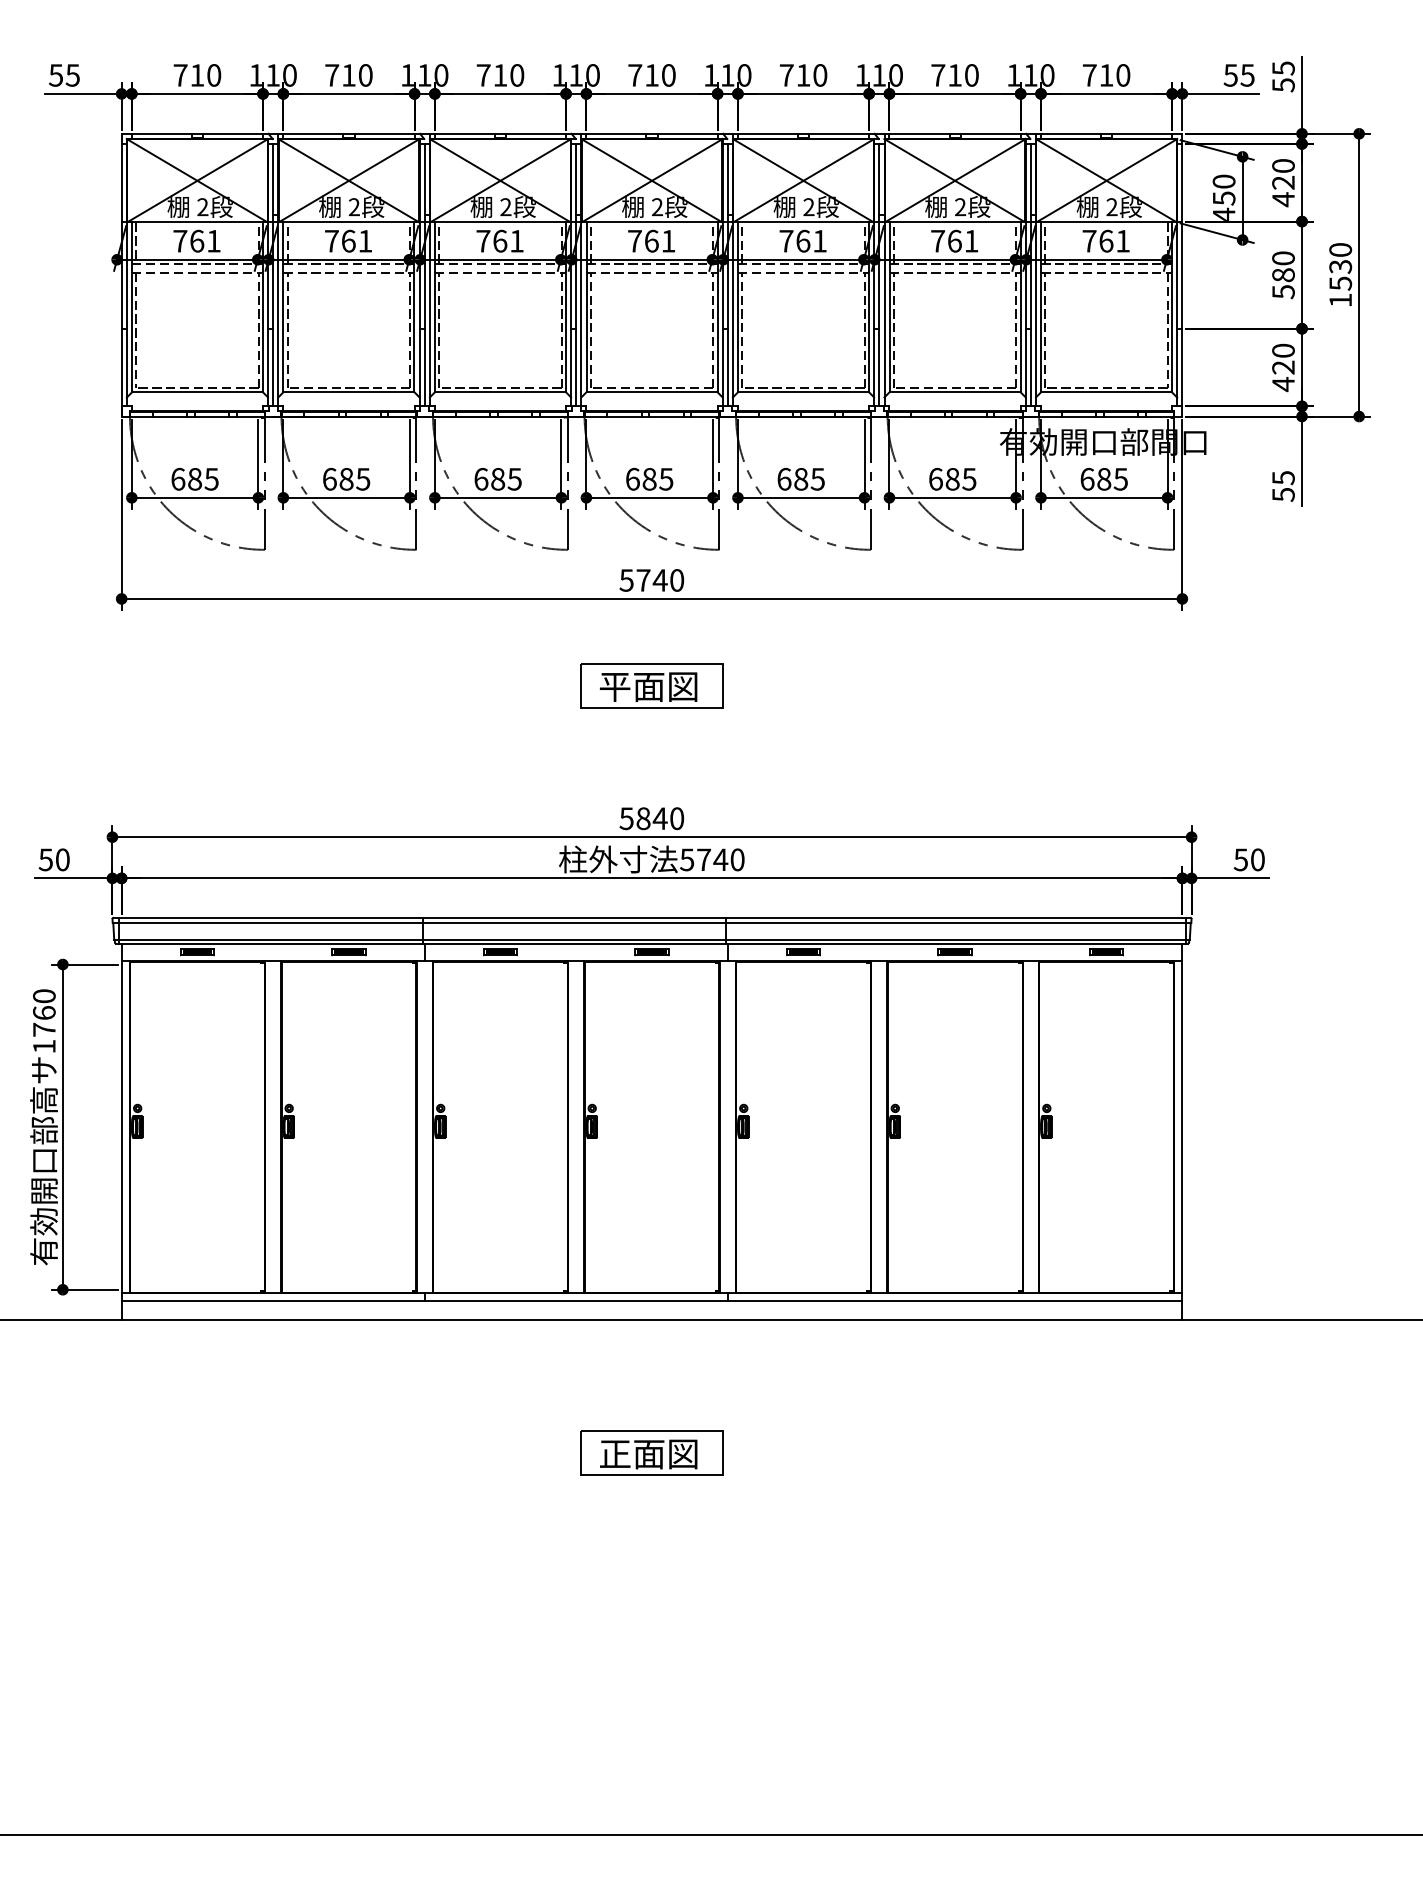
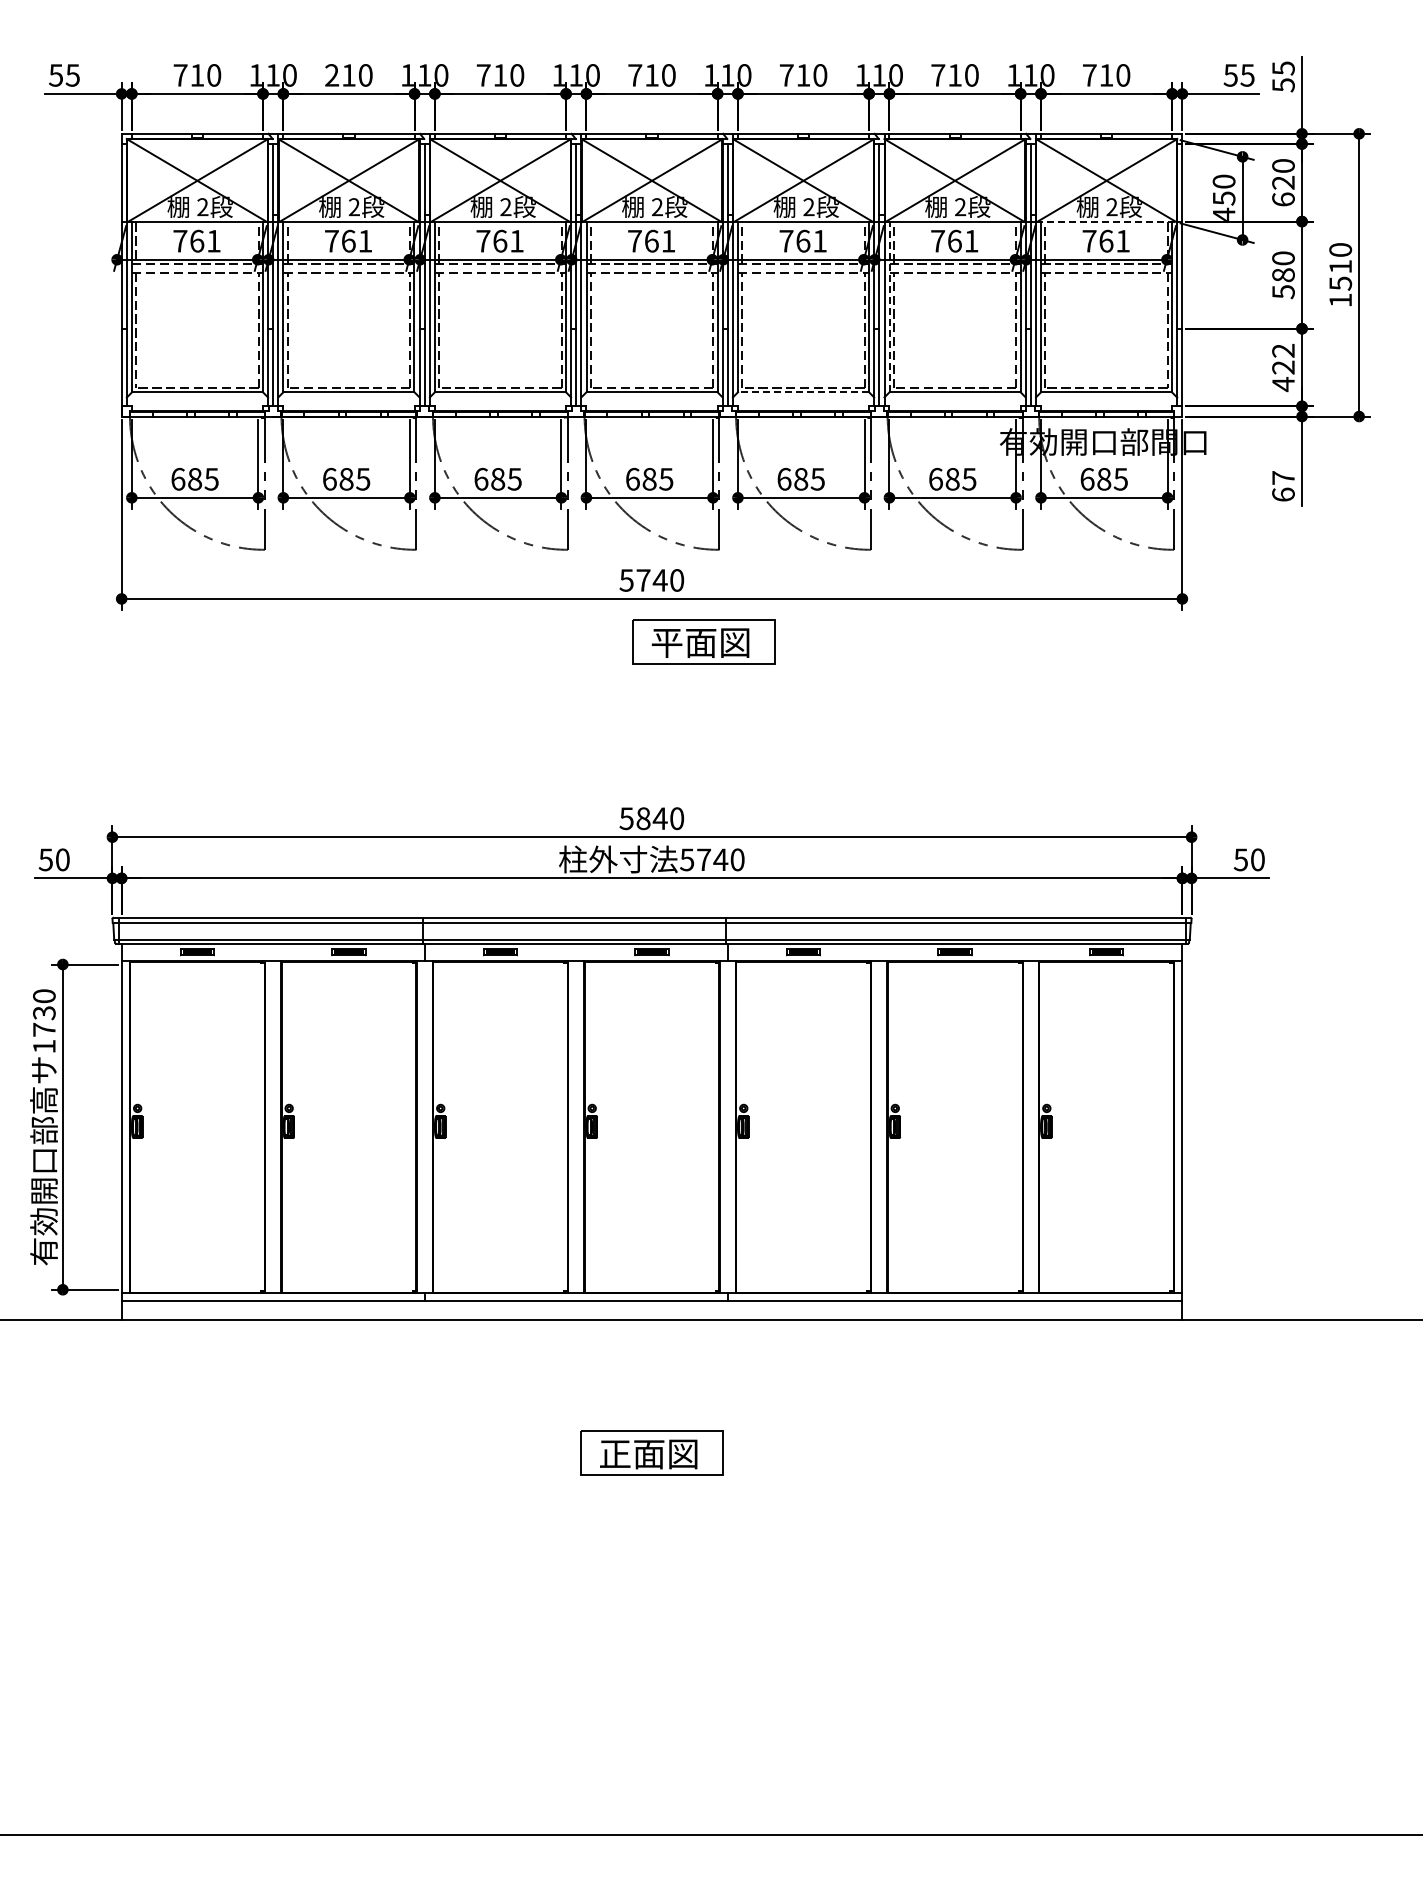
text: 710 -> 210 (332, 75)
text: 420 -> 620 (1283, 199)
line: solid -> dashed (1107, 222)
text: 1530 -> 1510 (1340, 266)
line: solid -> dashed (889, 307)
text: 420 -> 422 (1283, 350)
line: solid -> dashed (803, 392)
text: 55 -> 67 (1283, 486)
part position: (651, 685) -> (703, 641) (703, 641)
text: 1760 -> 1730 (44, 1013)
